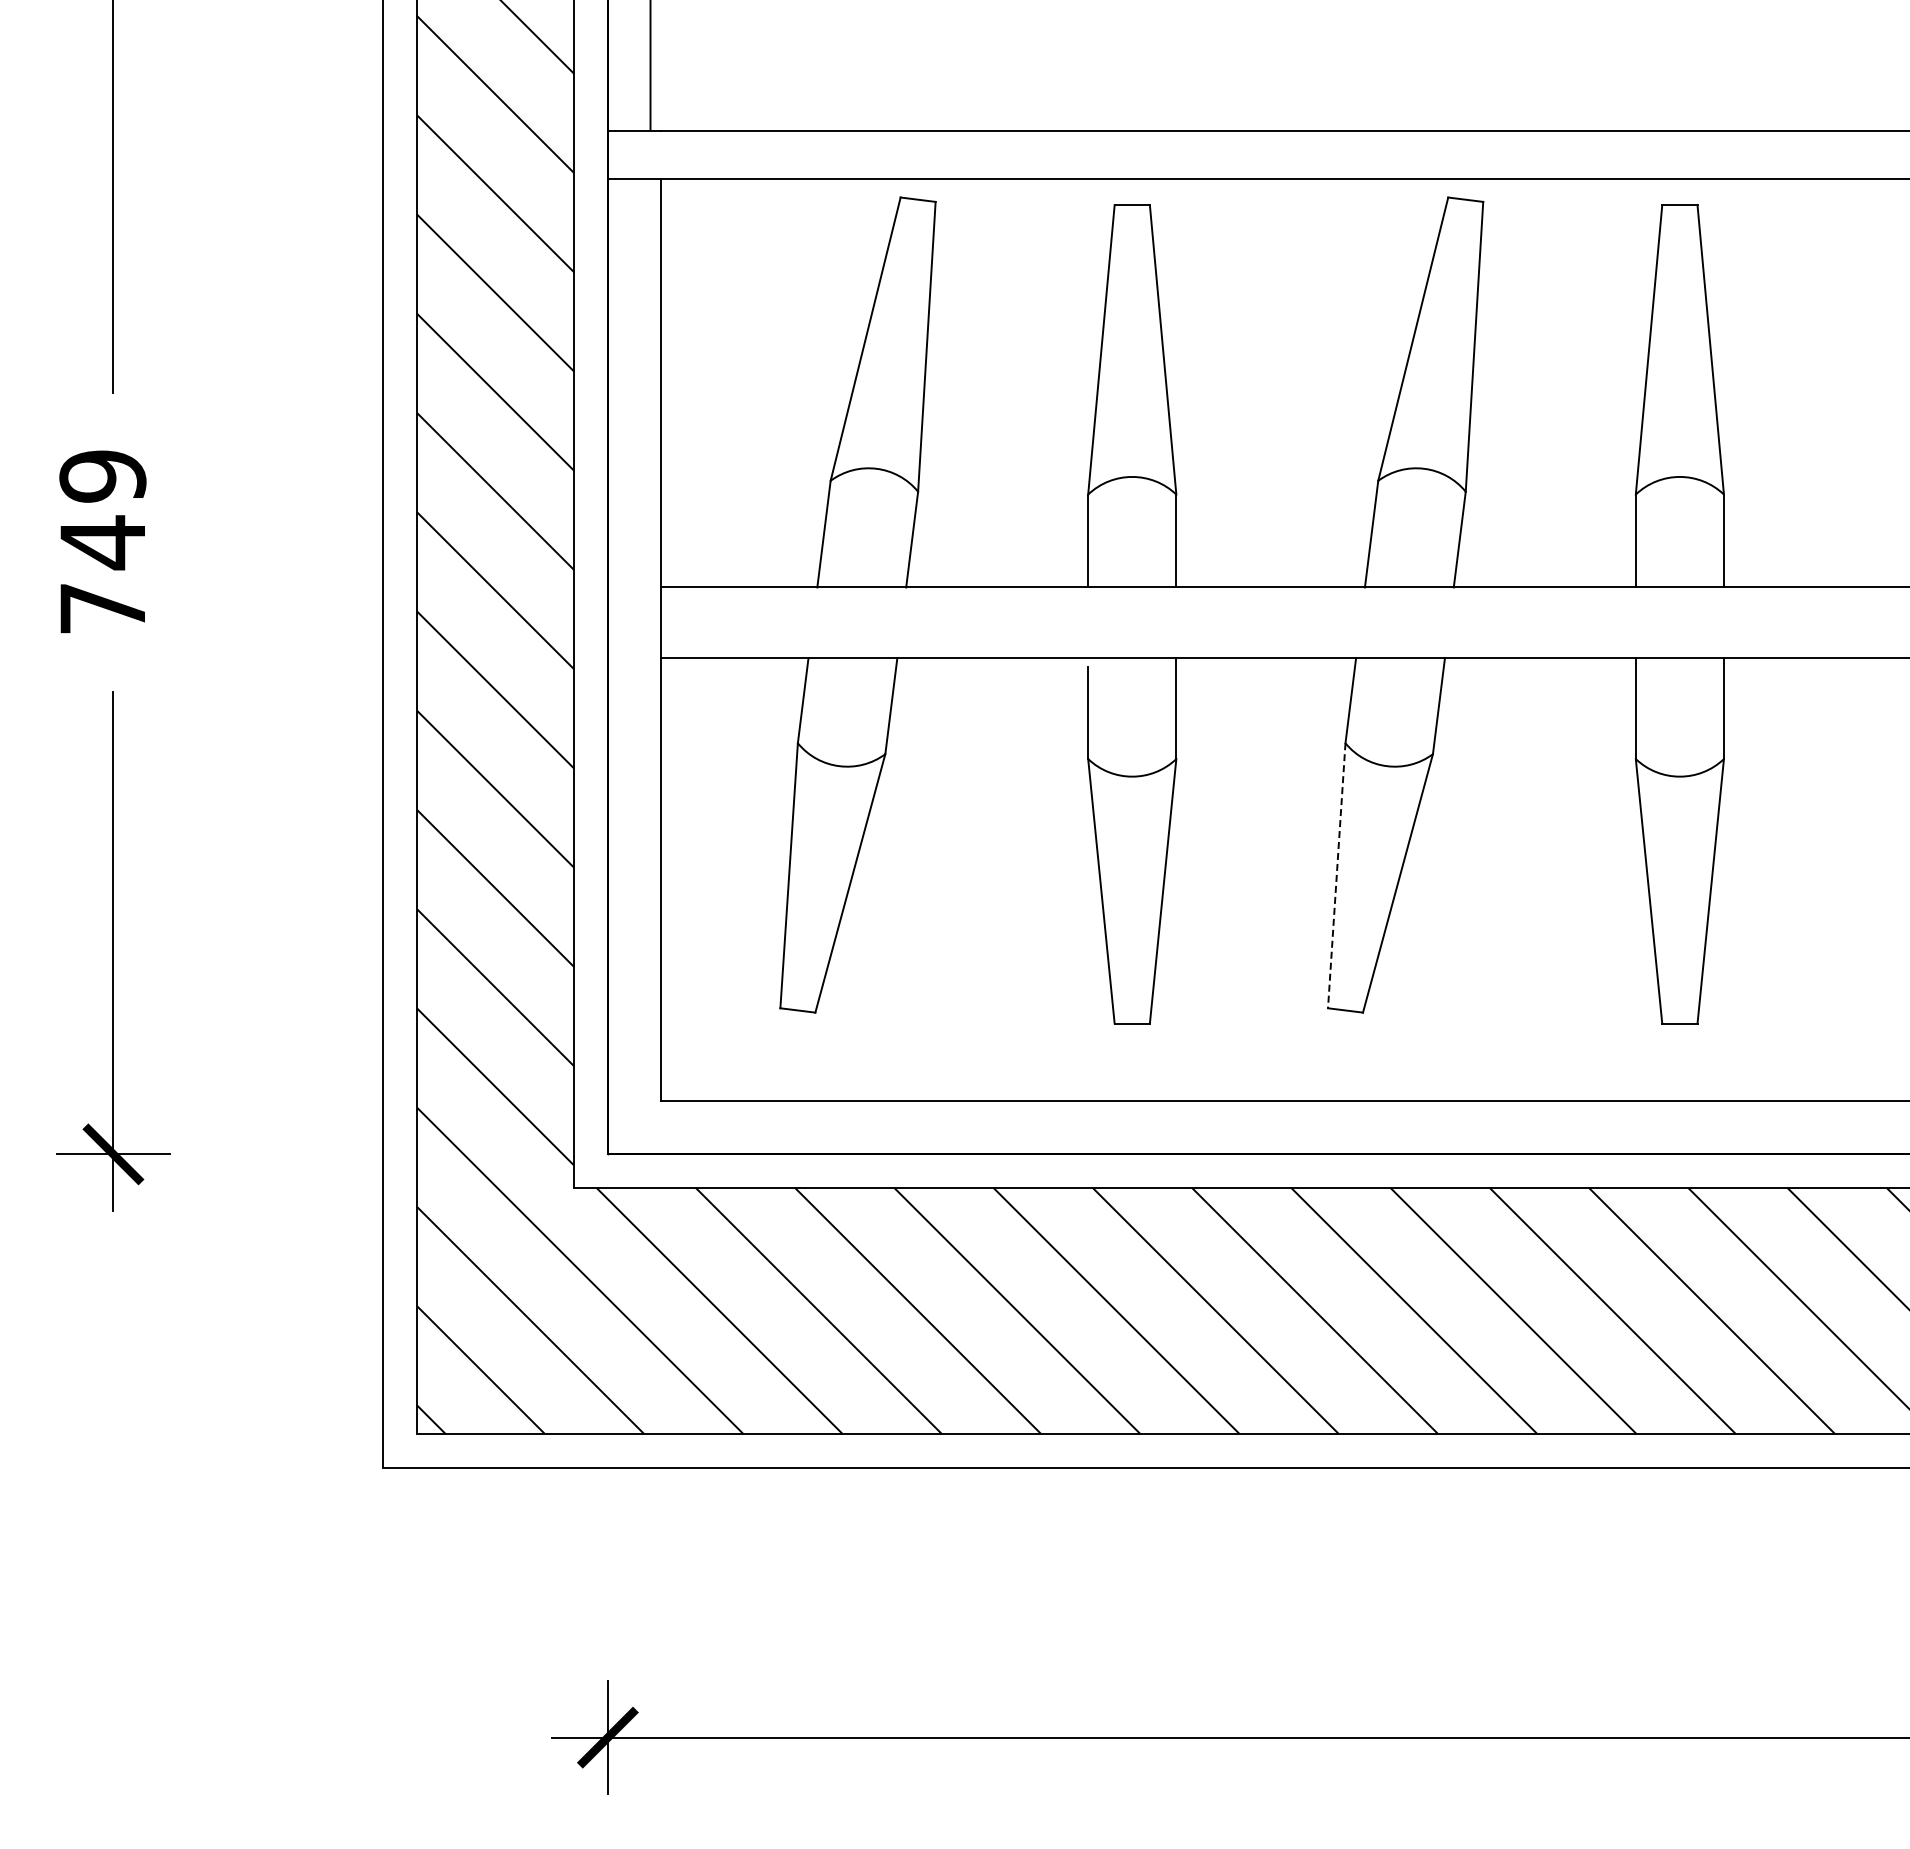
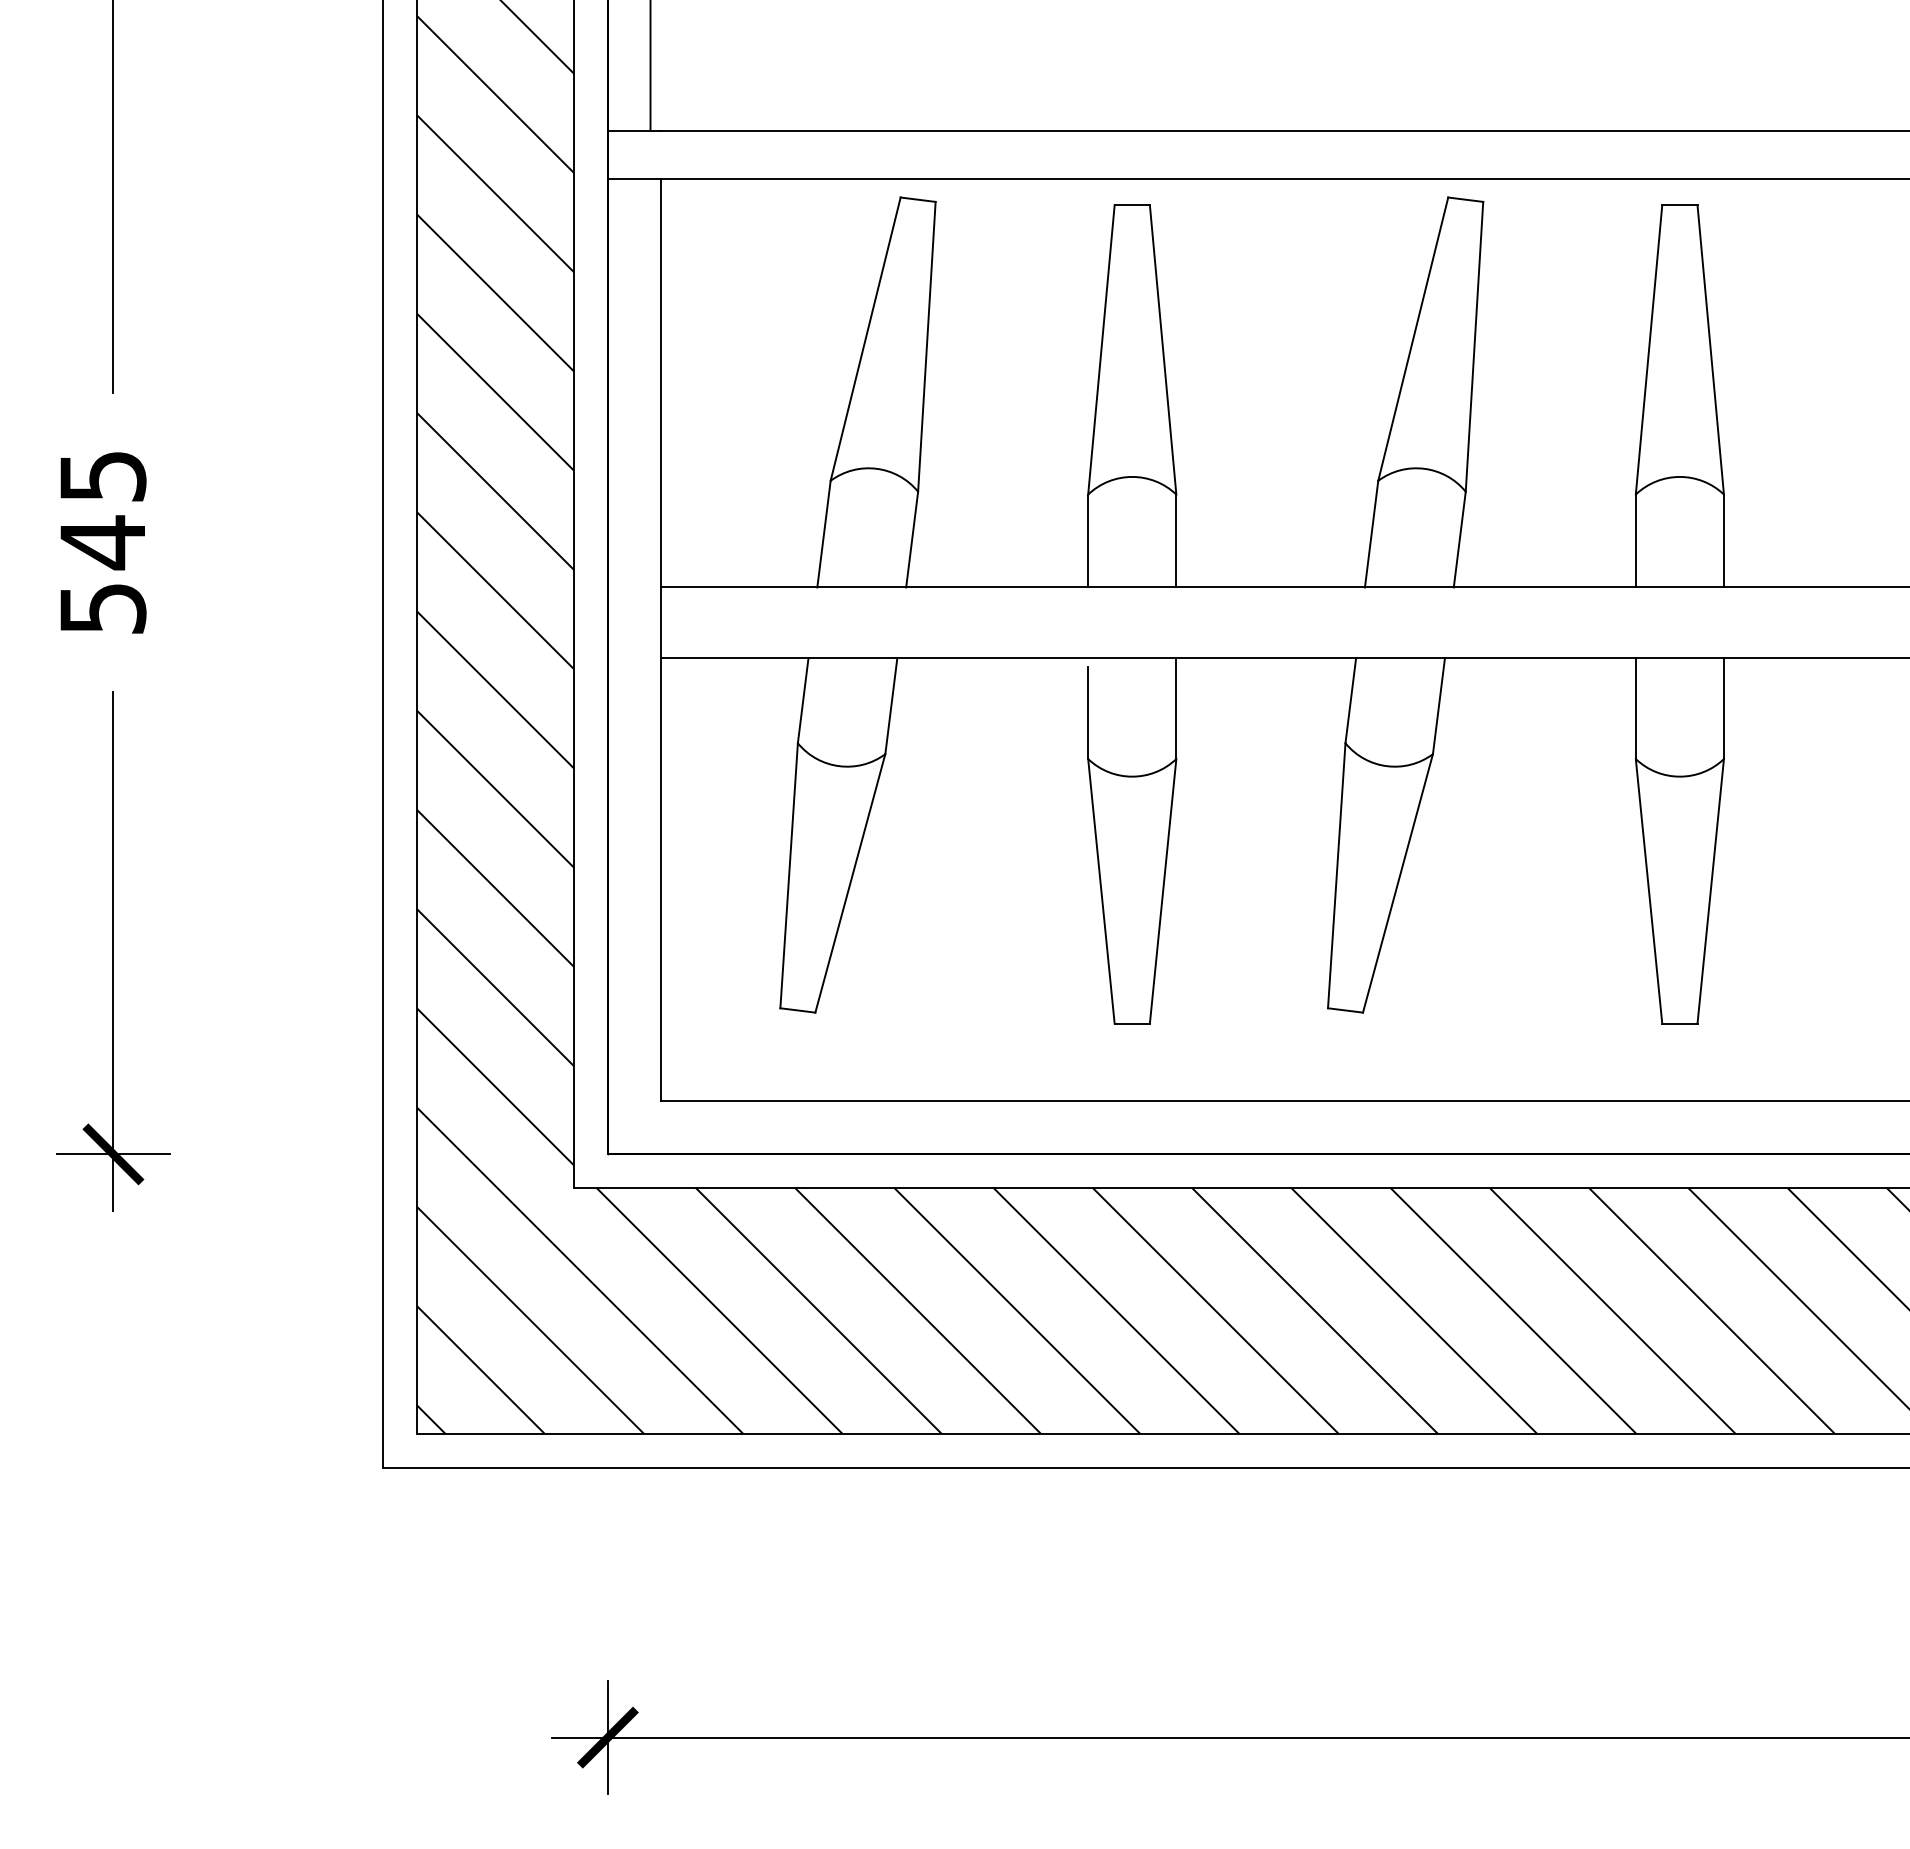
text: 749 -> 545 (102, 541)
line: dashed -> solid (1336, 875)
